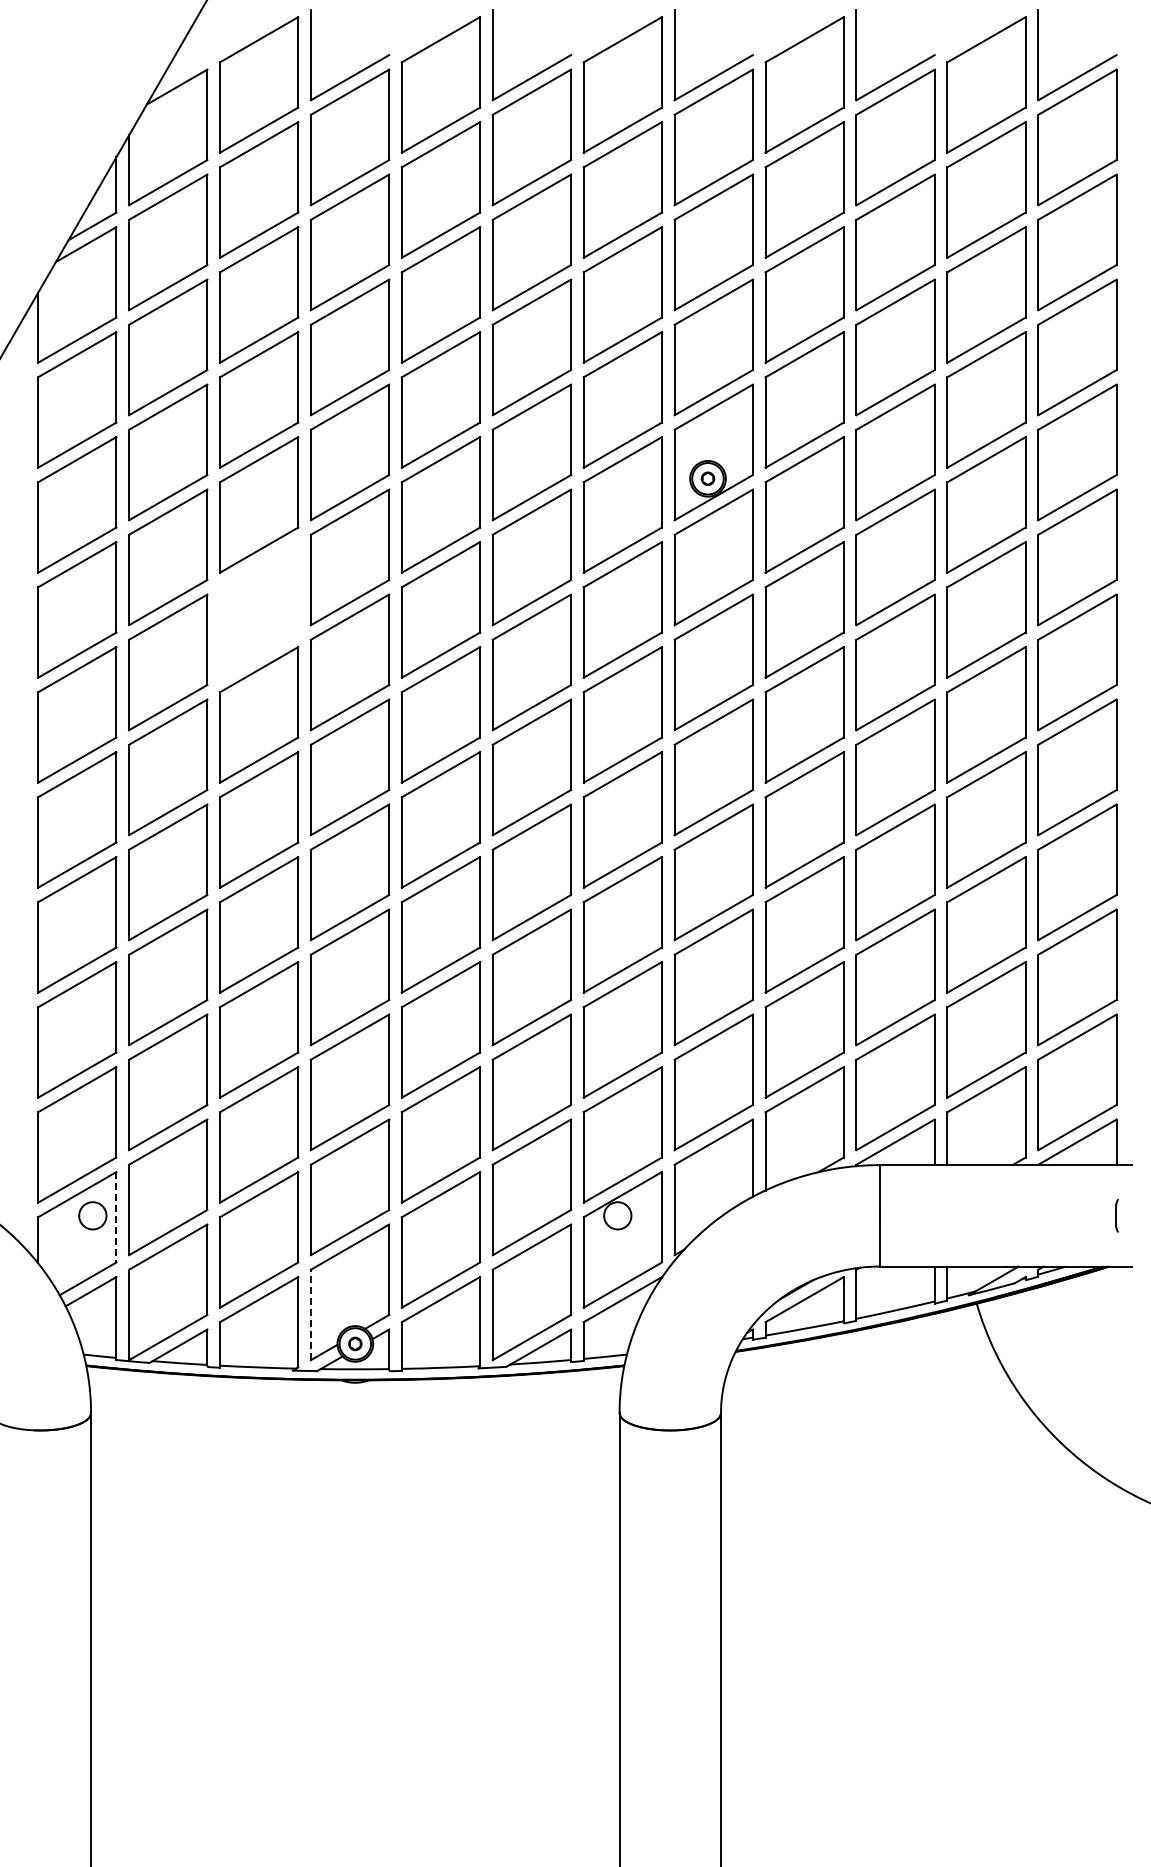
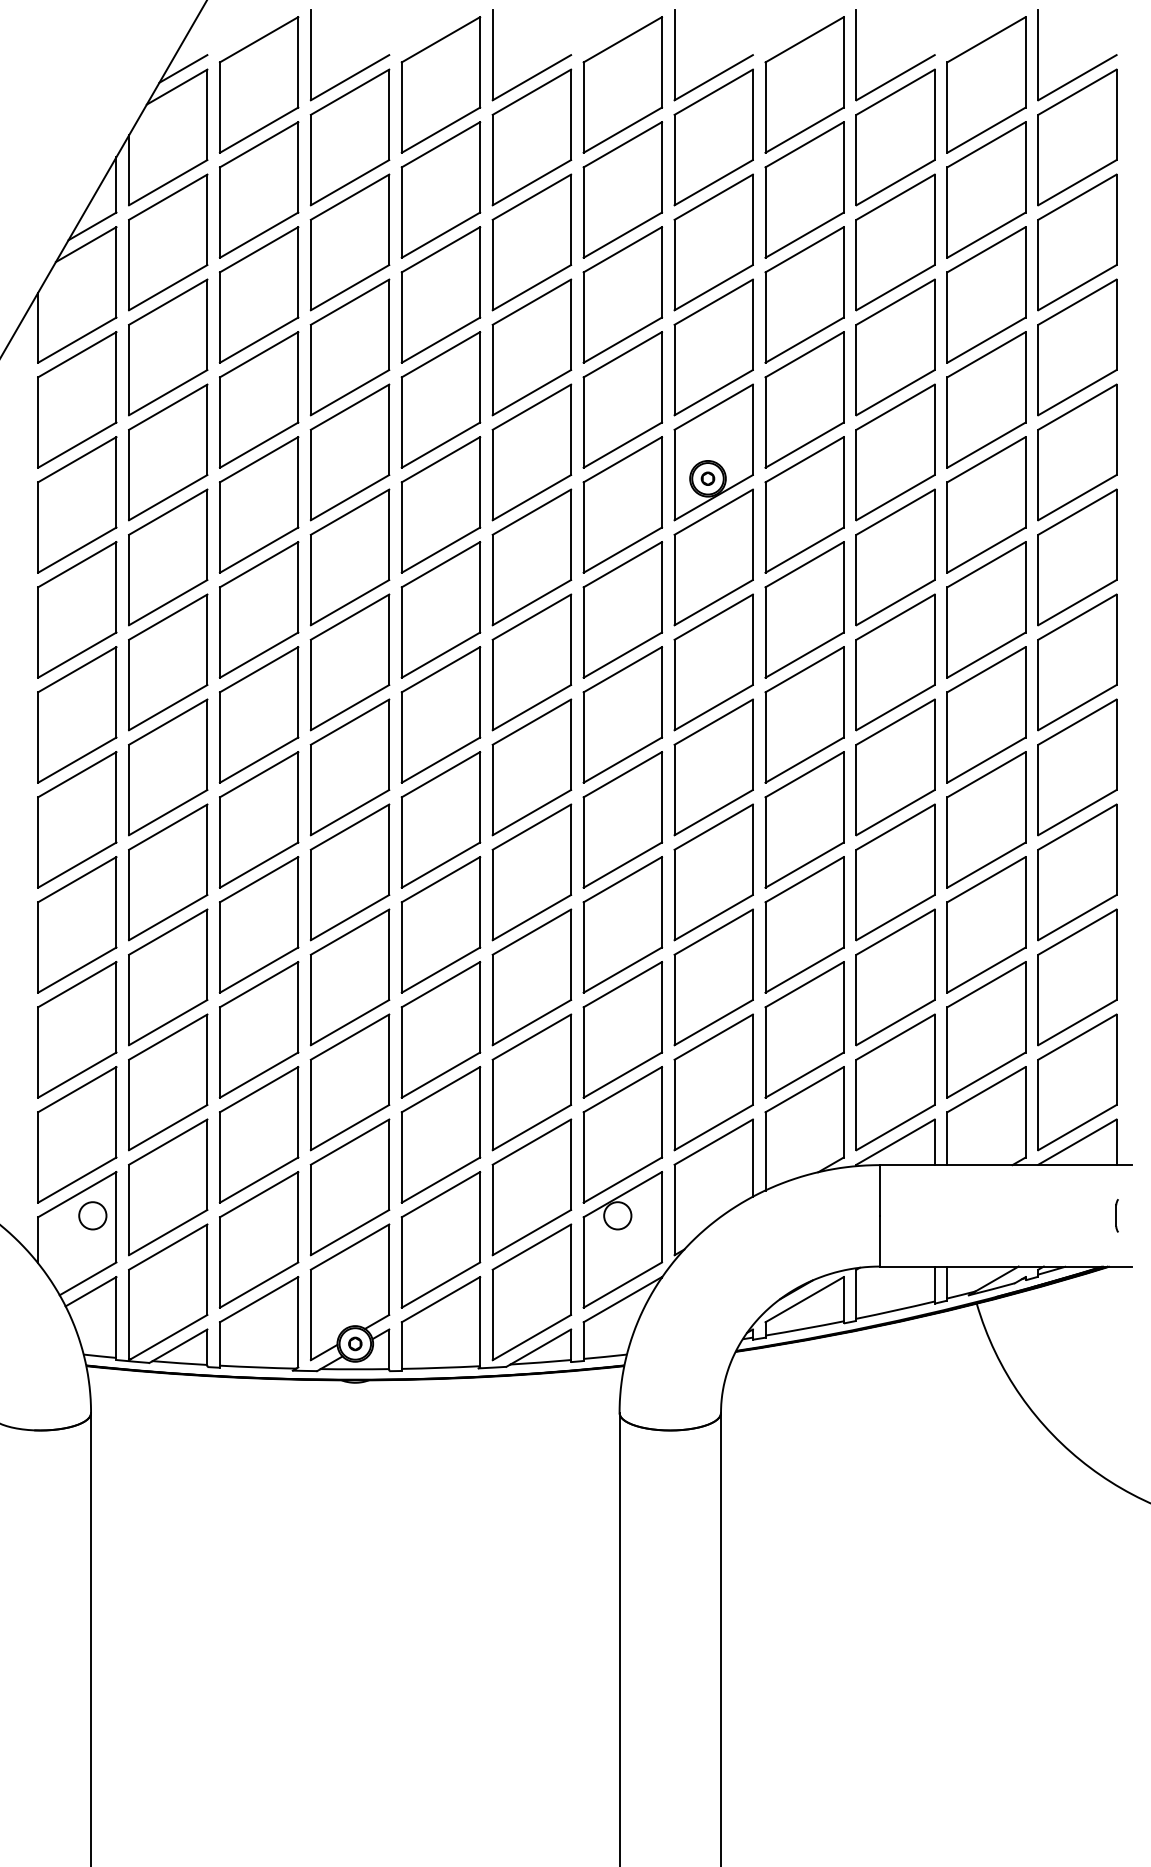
line: none -> present (183, 68)
part: none -> present (258, 609)
line: dashed -> solid (116, 1217)
line: dashed -> solid (310, 1314)
